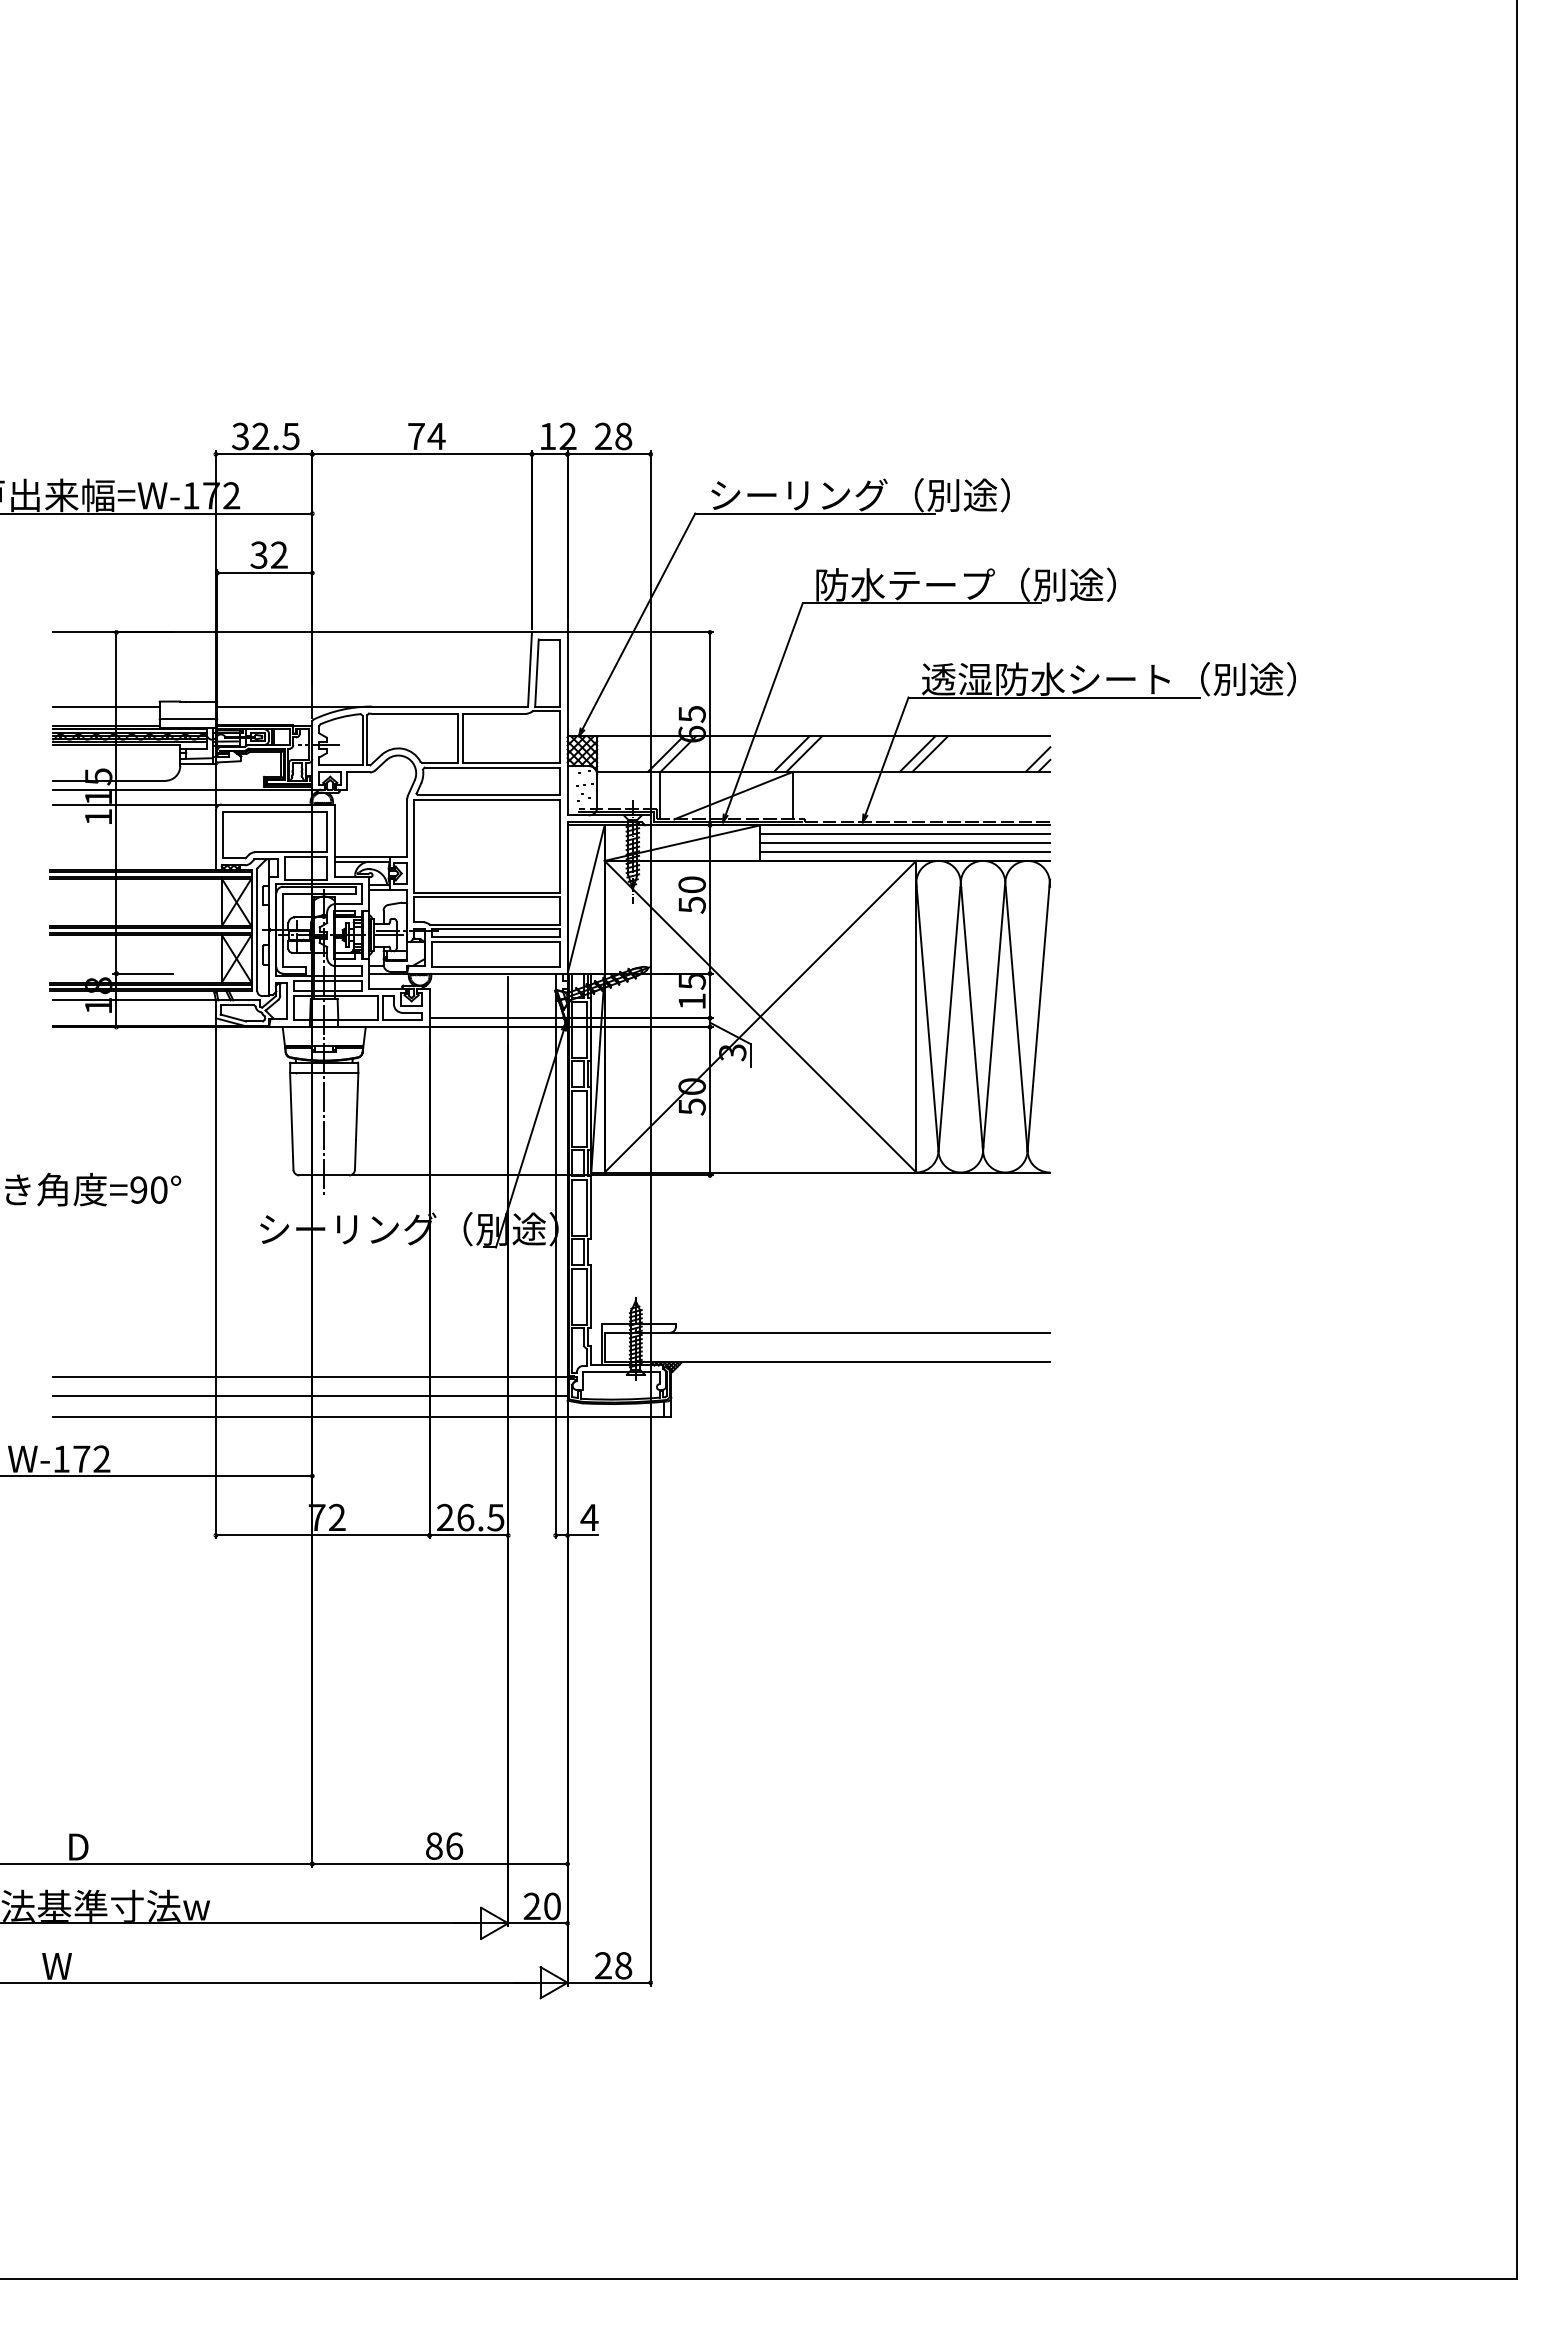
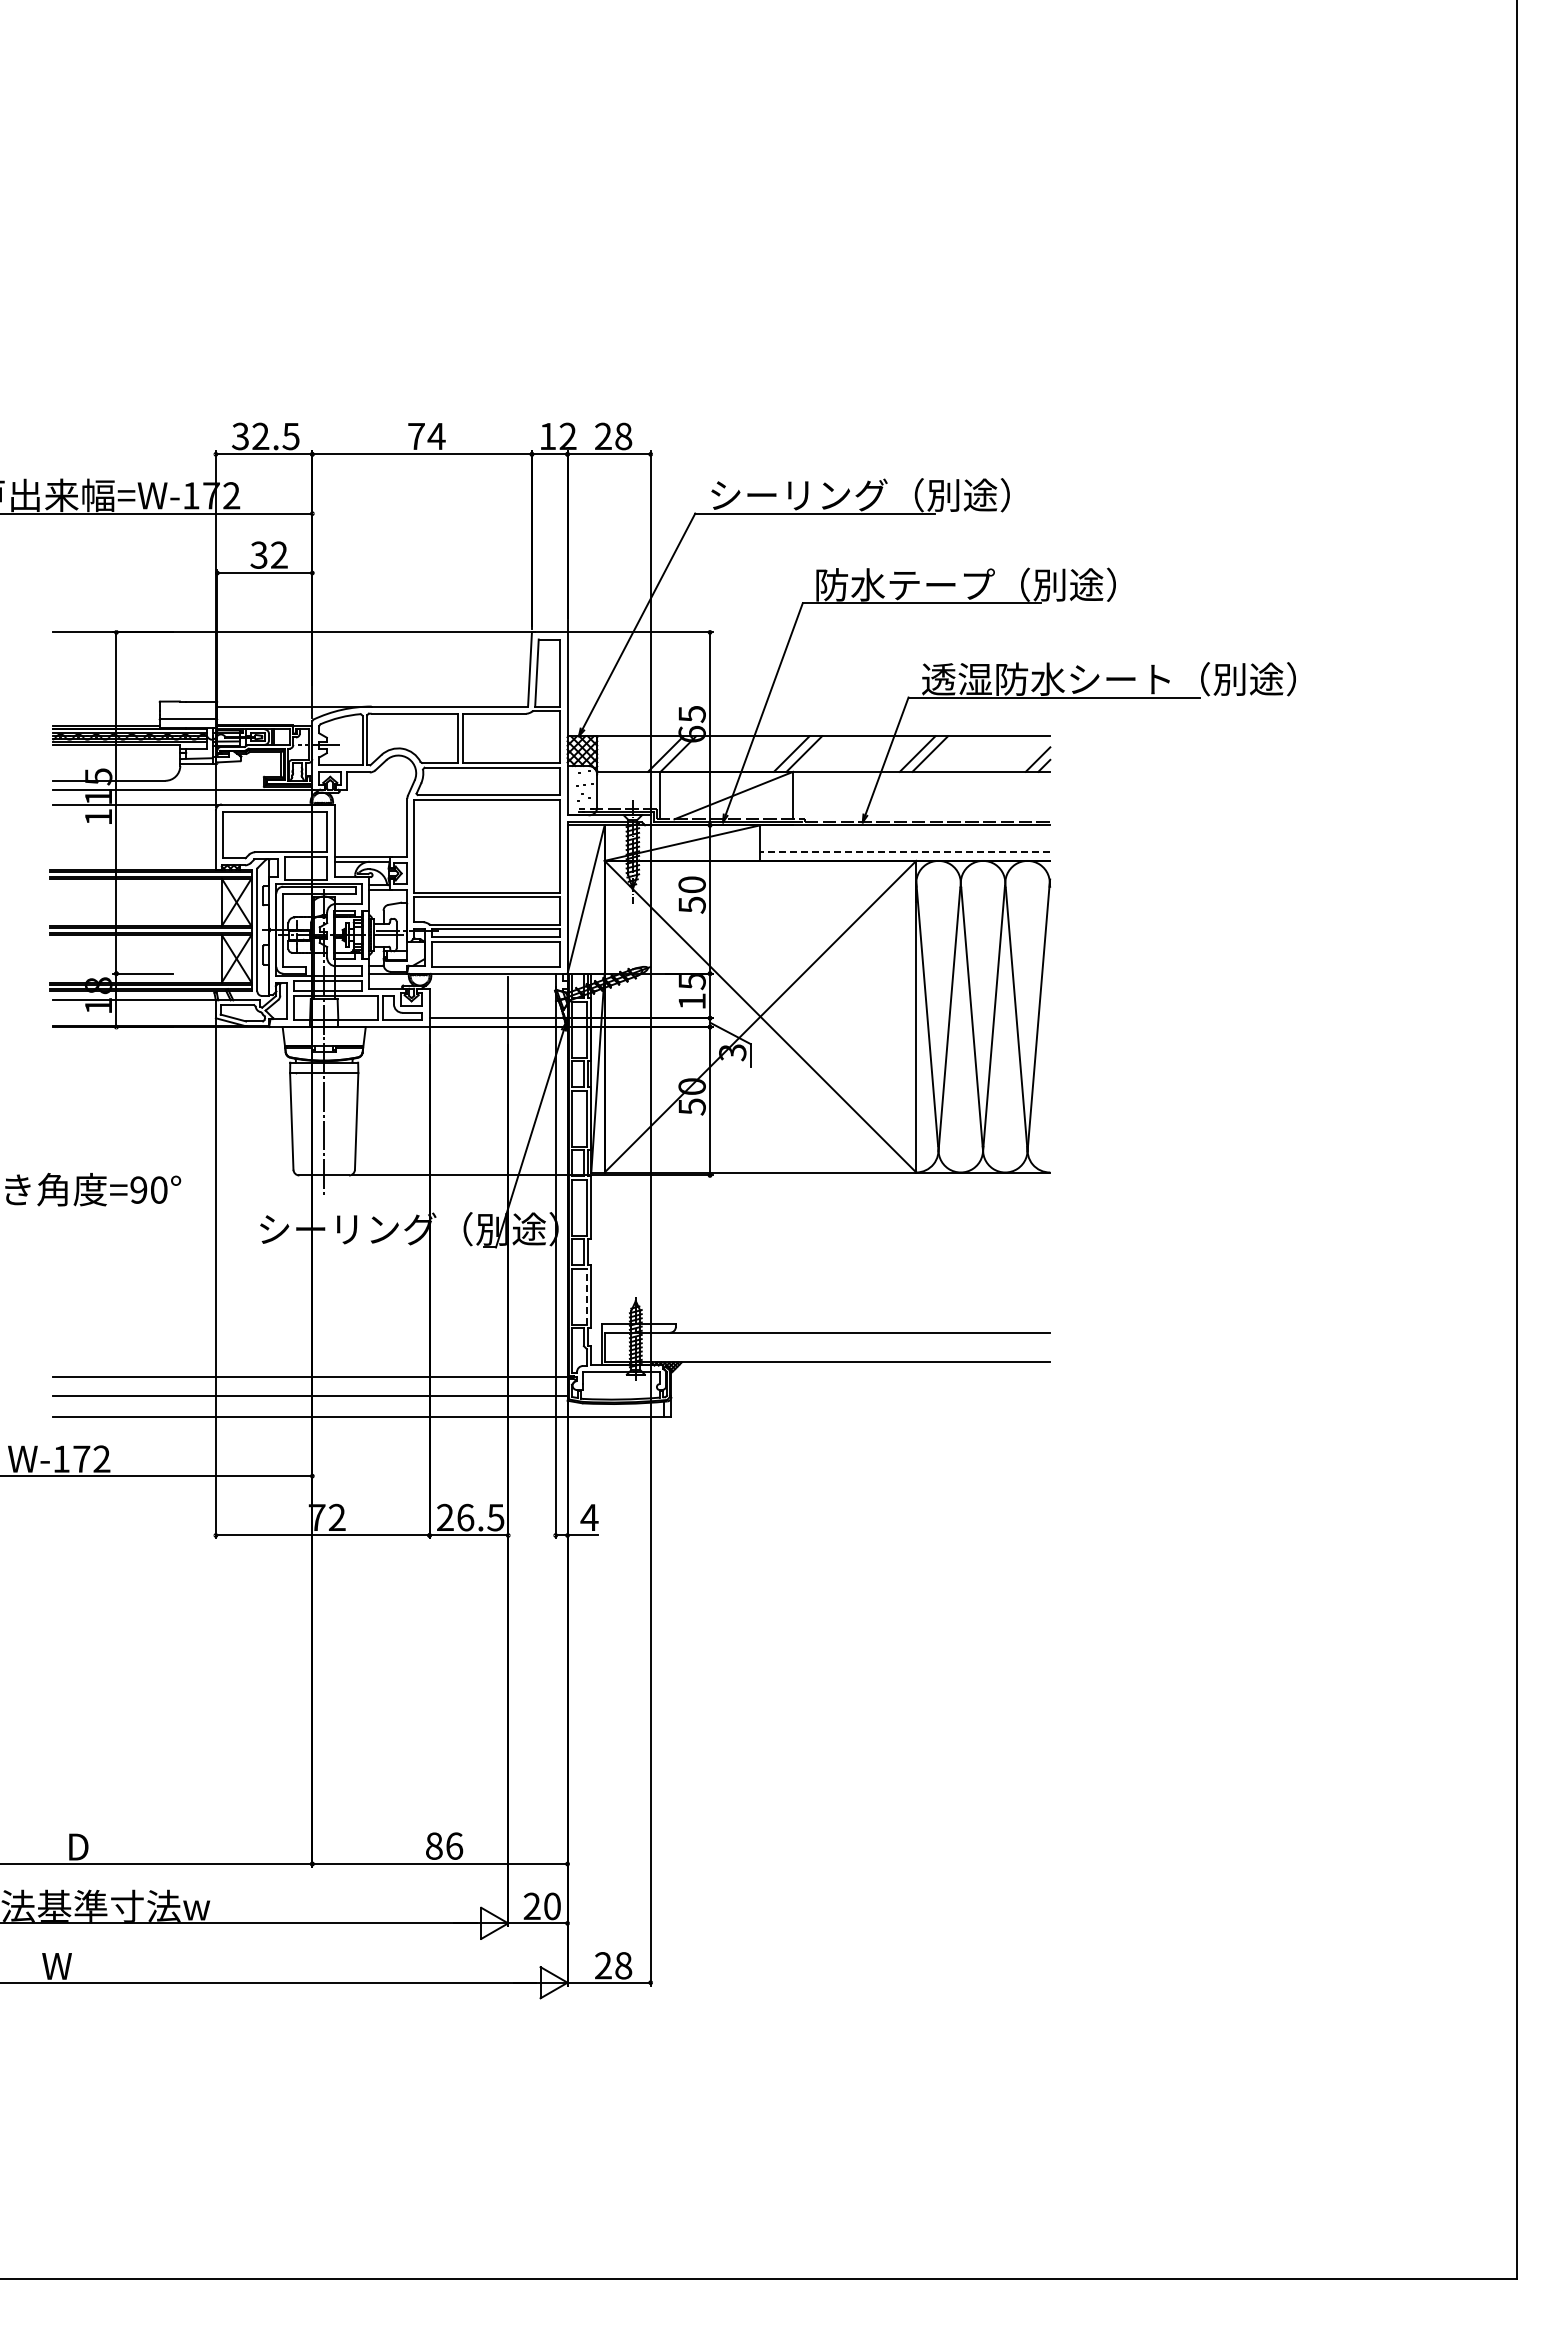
line: present -> none (105, 706)
line: present -> none (905, 834)
line: present -> none (905, 843)
line: solid -> dashed (905, 852)
line: solid -> dashed (586, 1296)
